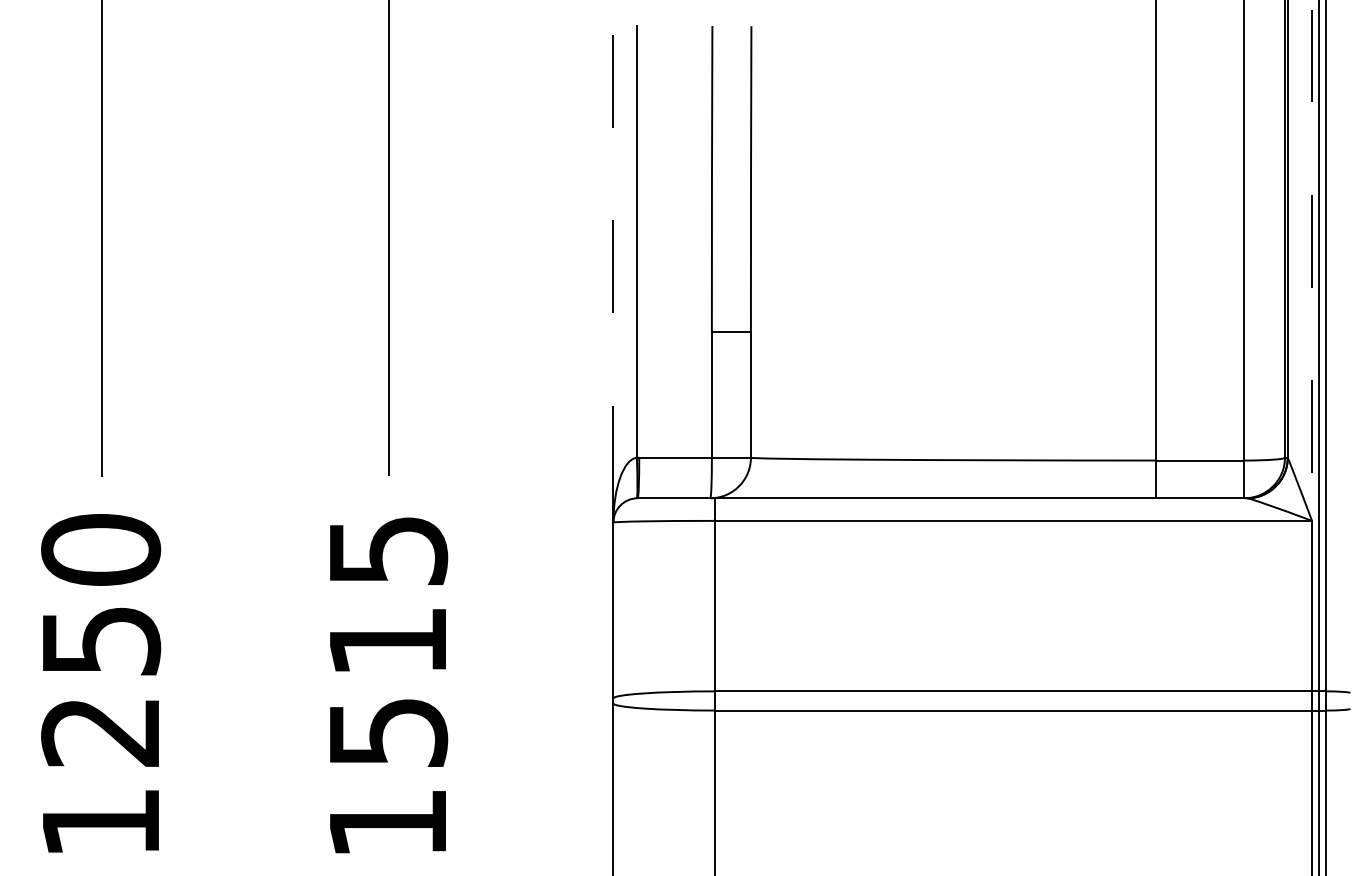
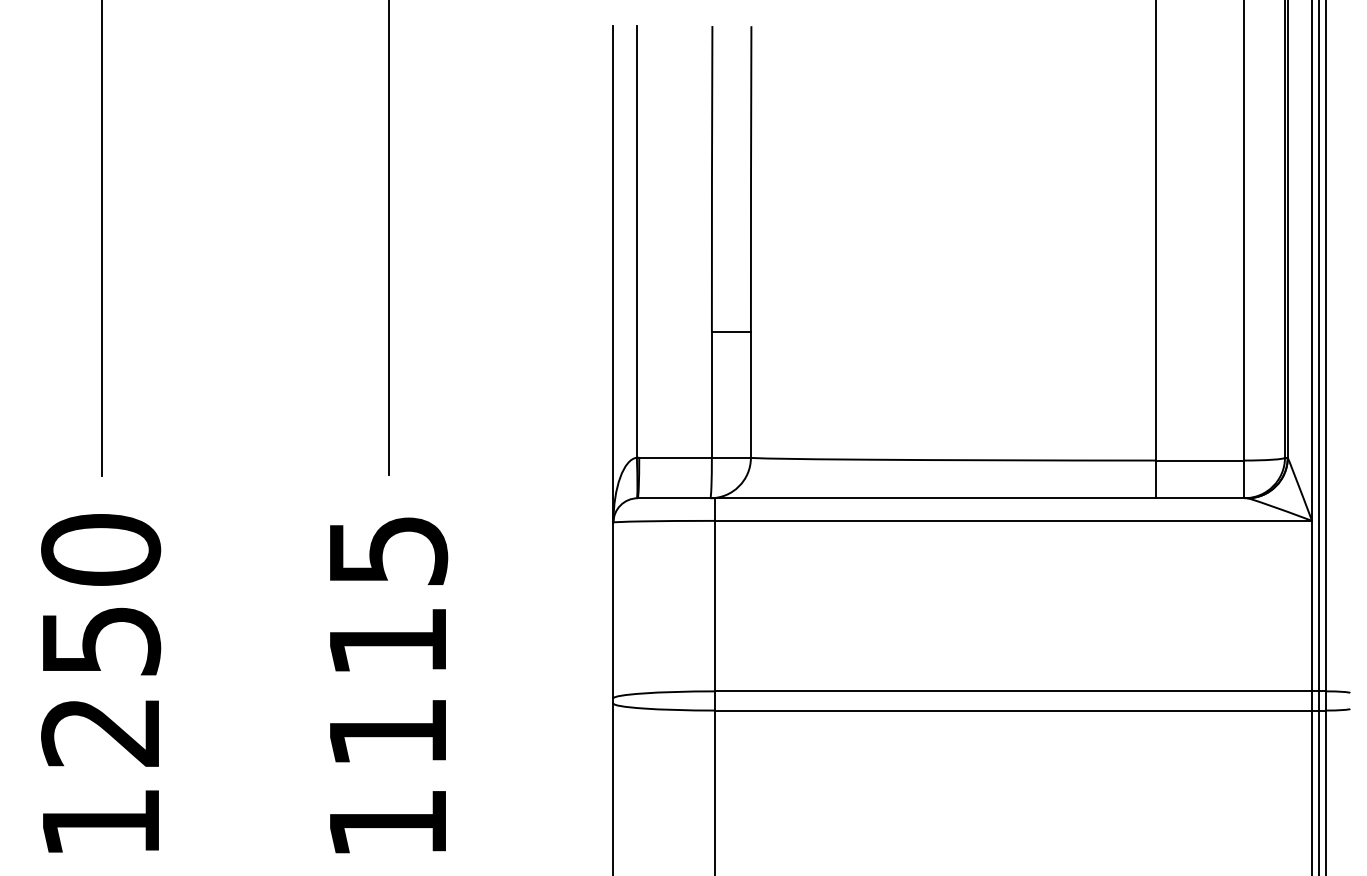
line: dashed -> solid (1312, 260)
line: dashed -> solid (613, 261)
text: 1515 -> 1115 (389, 732)
